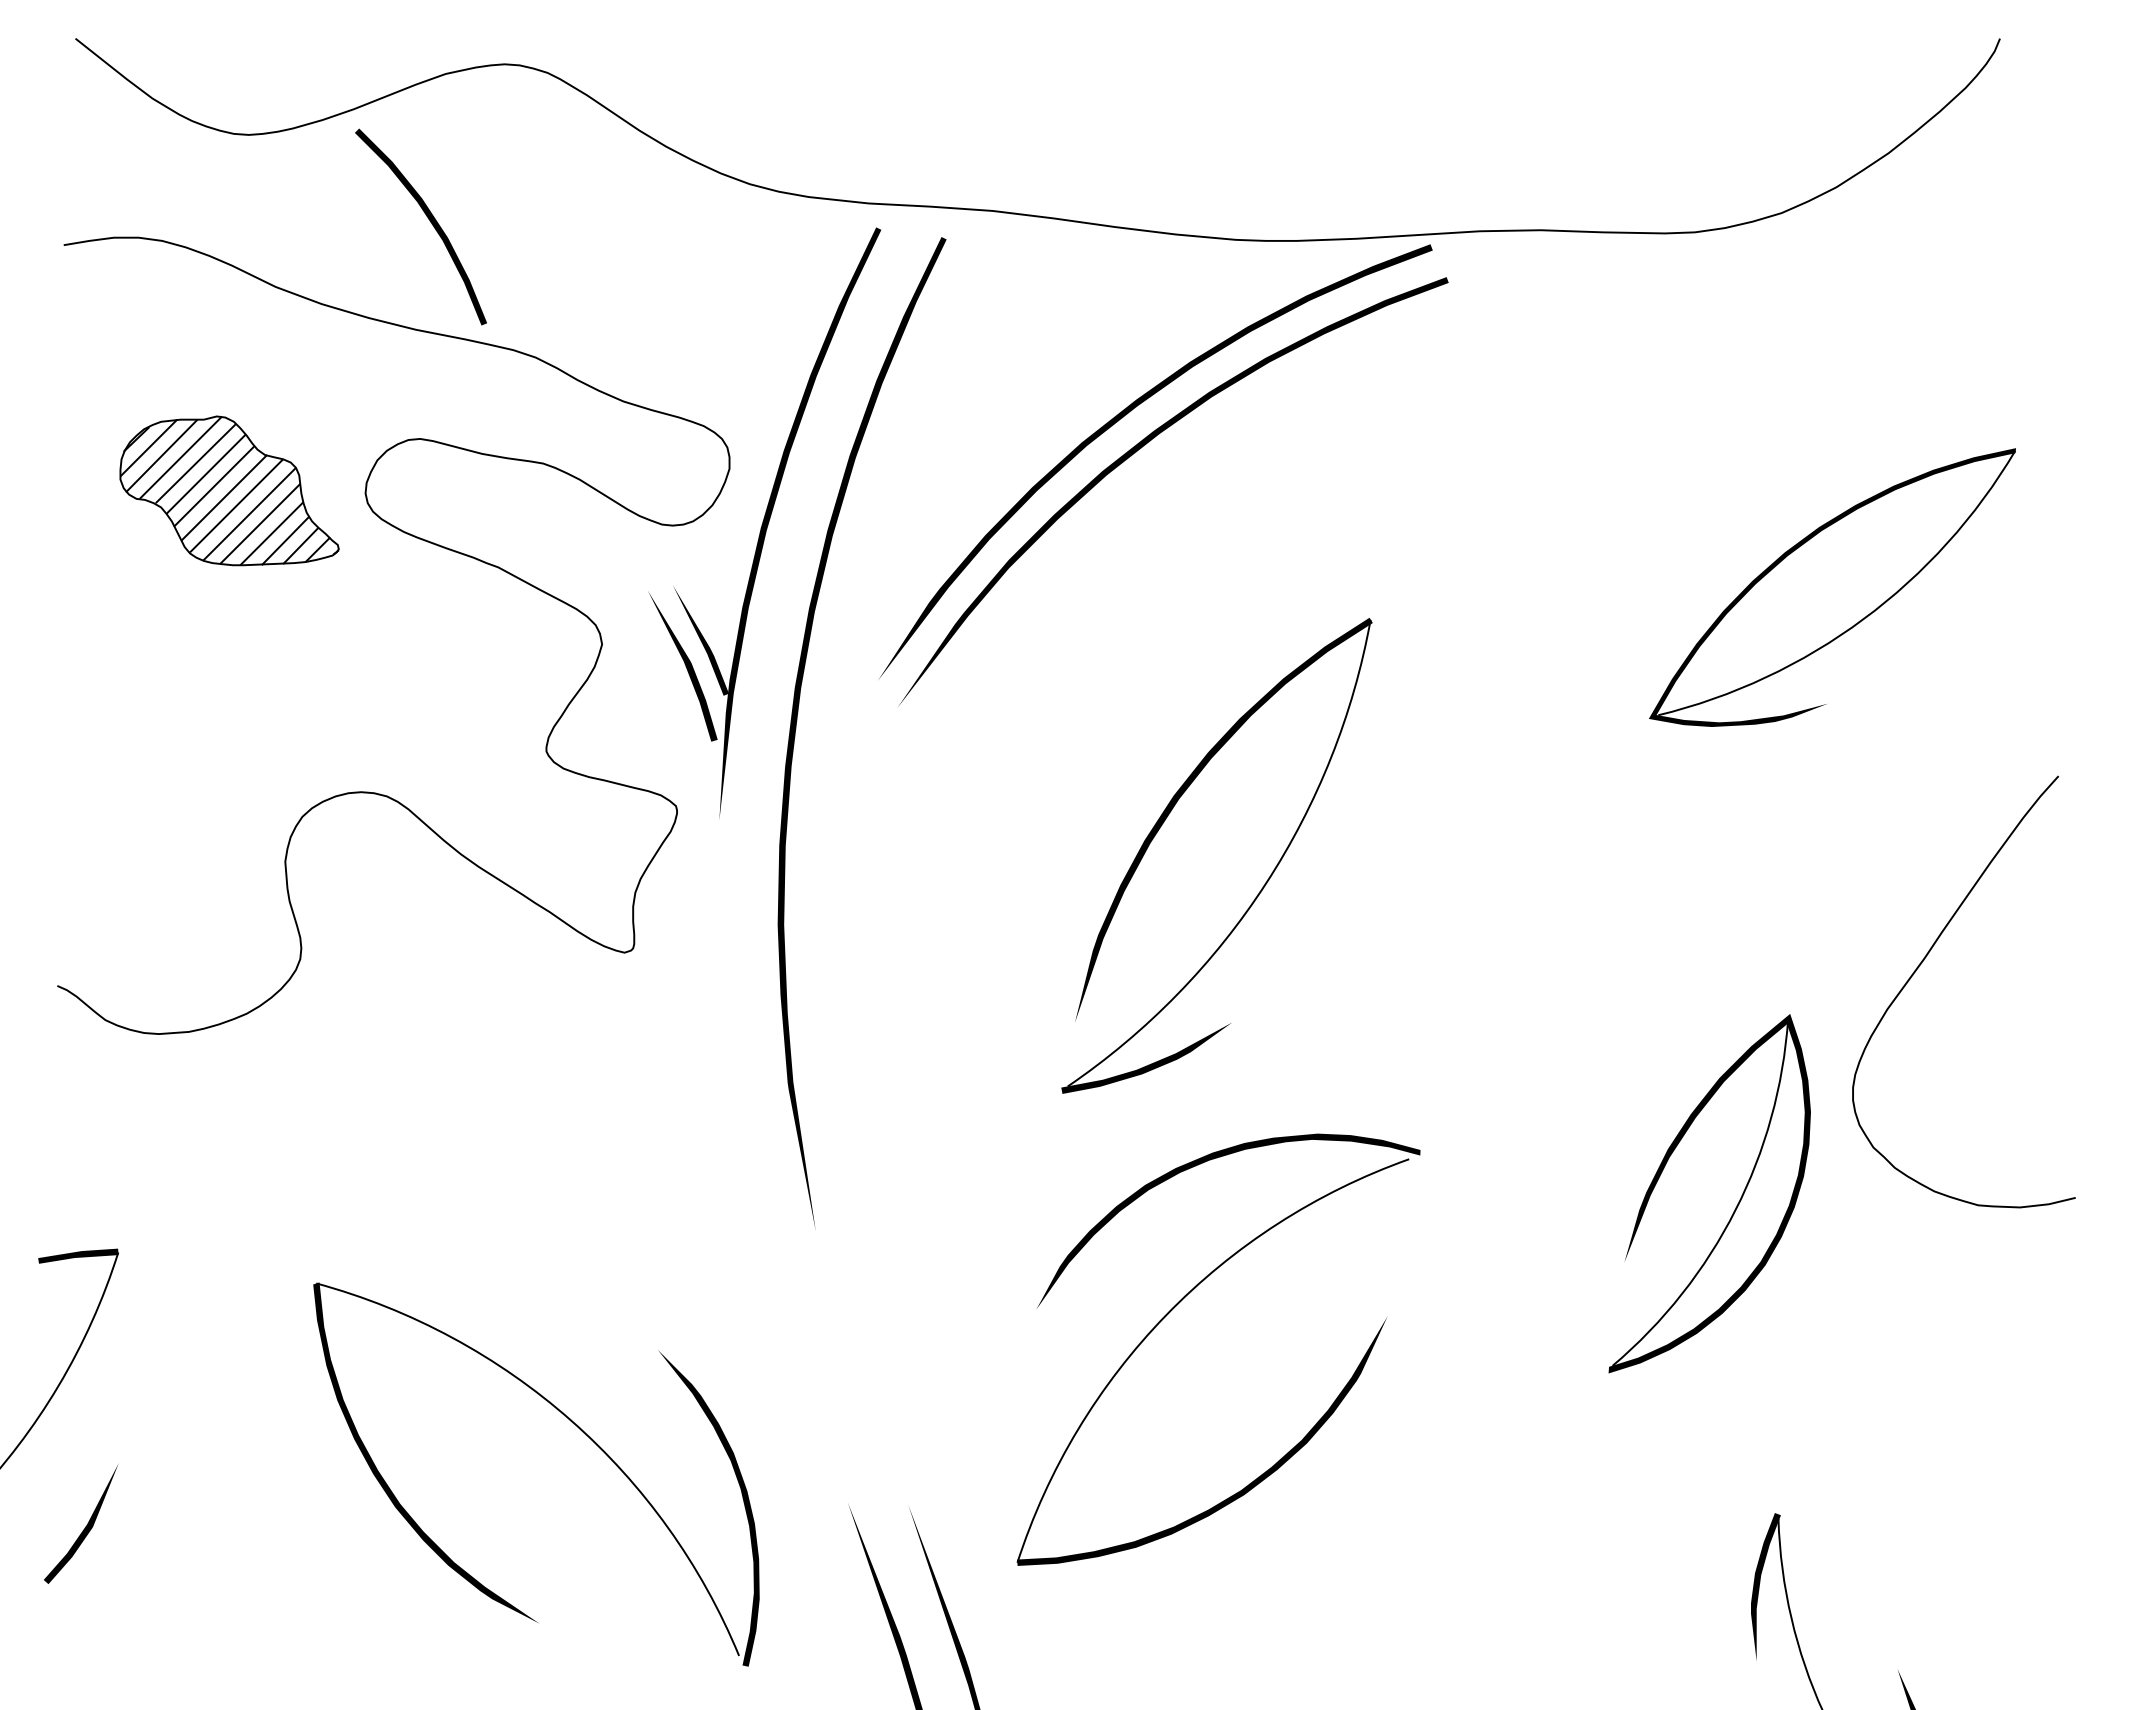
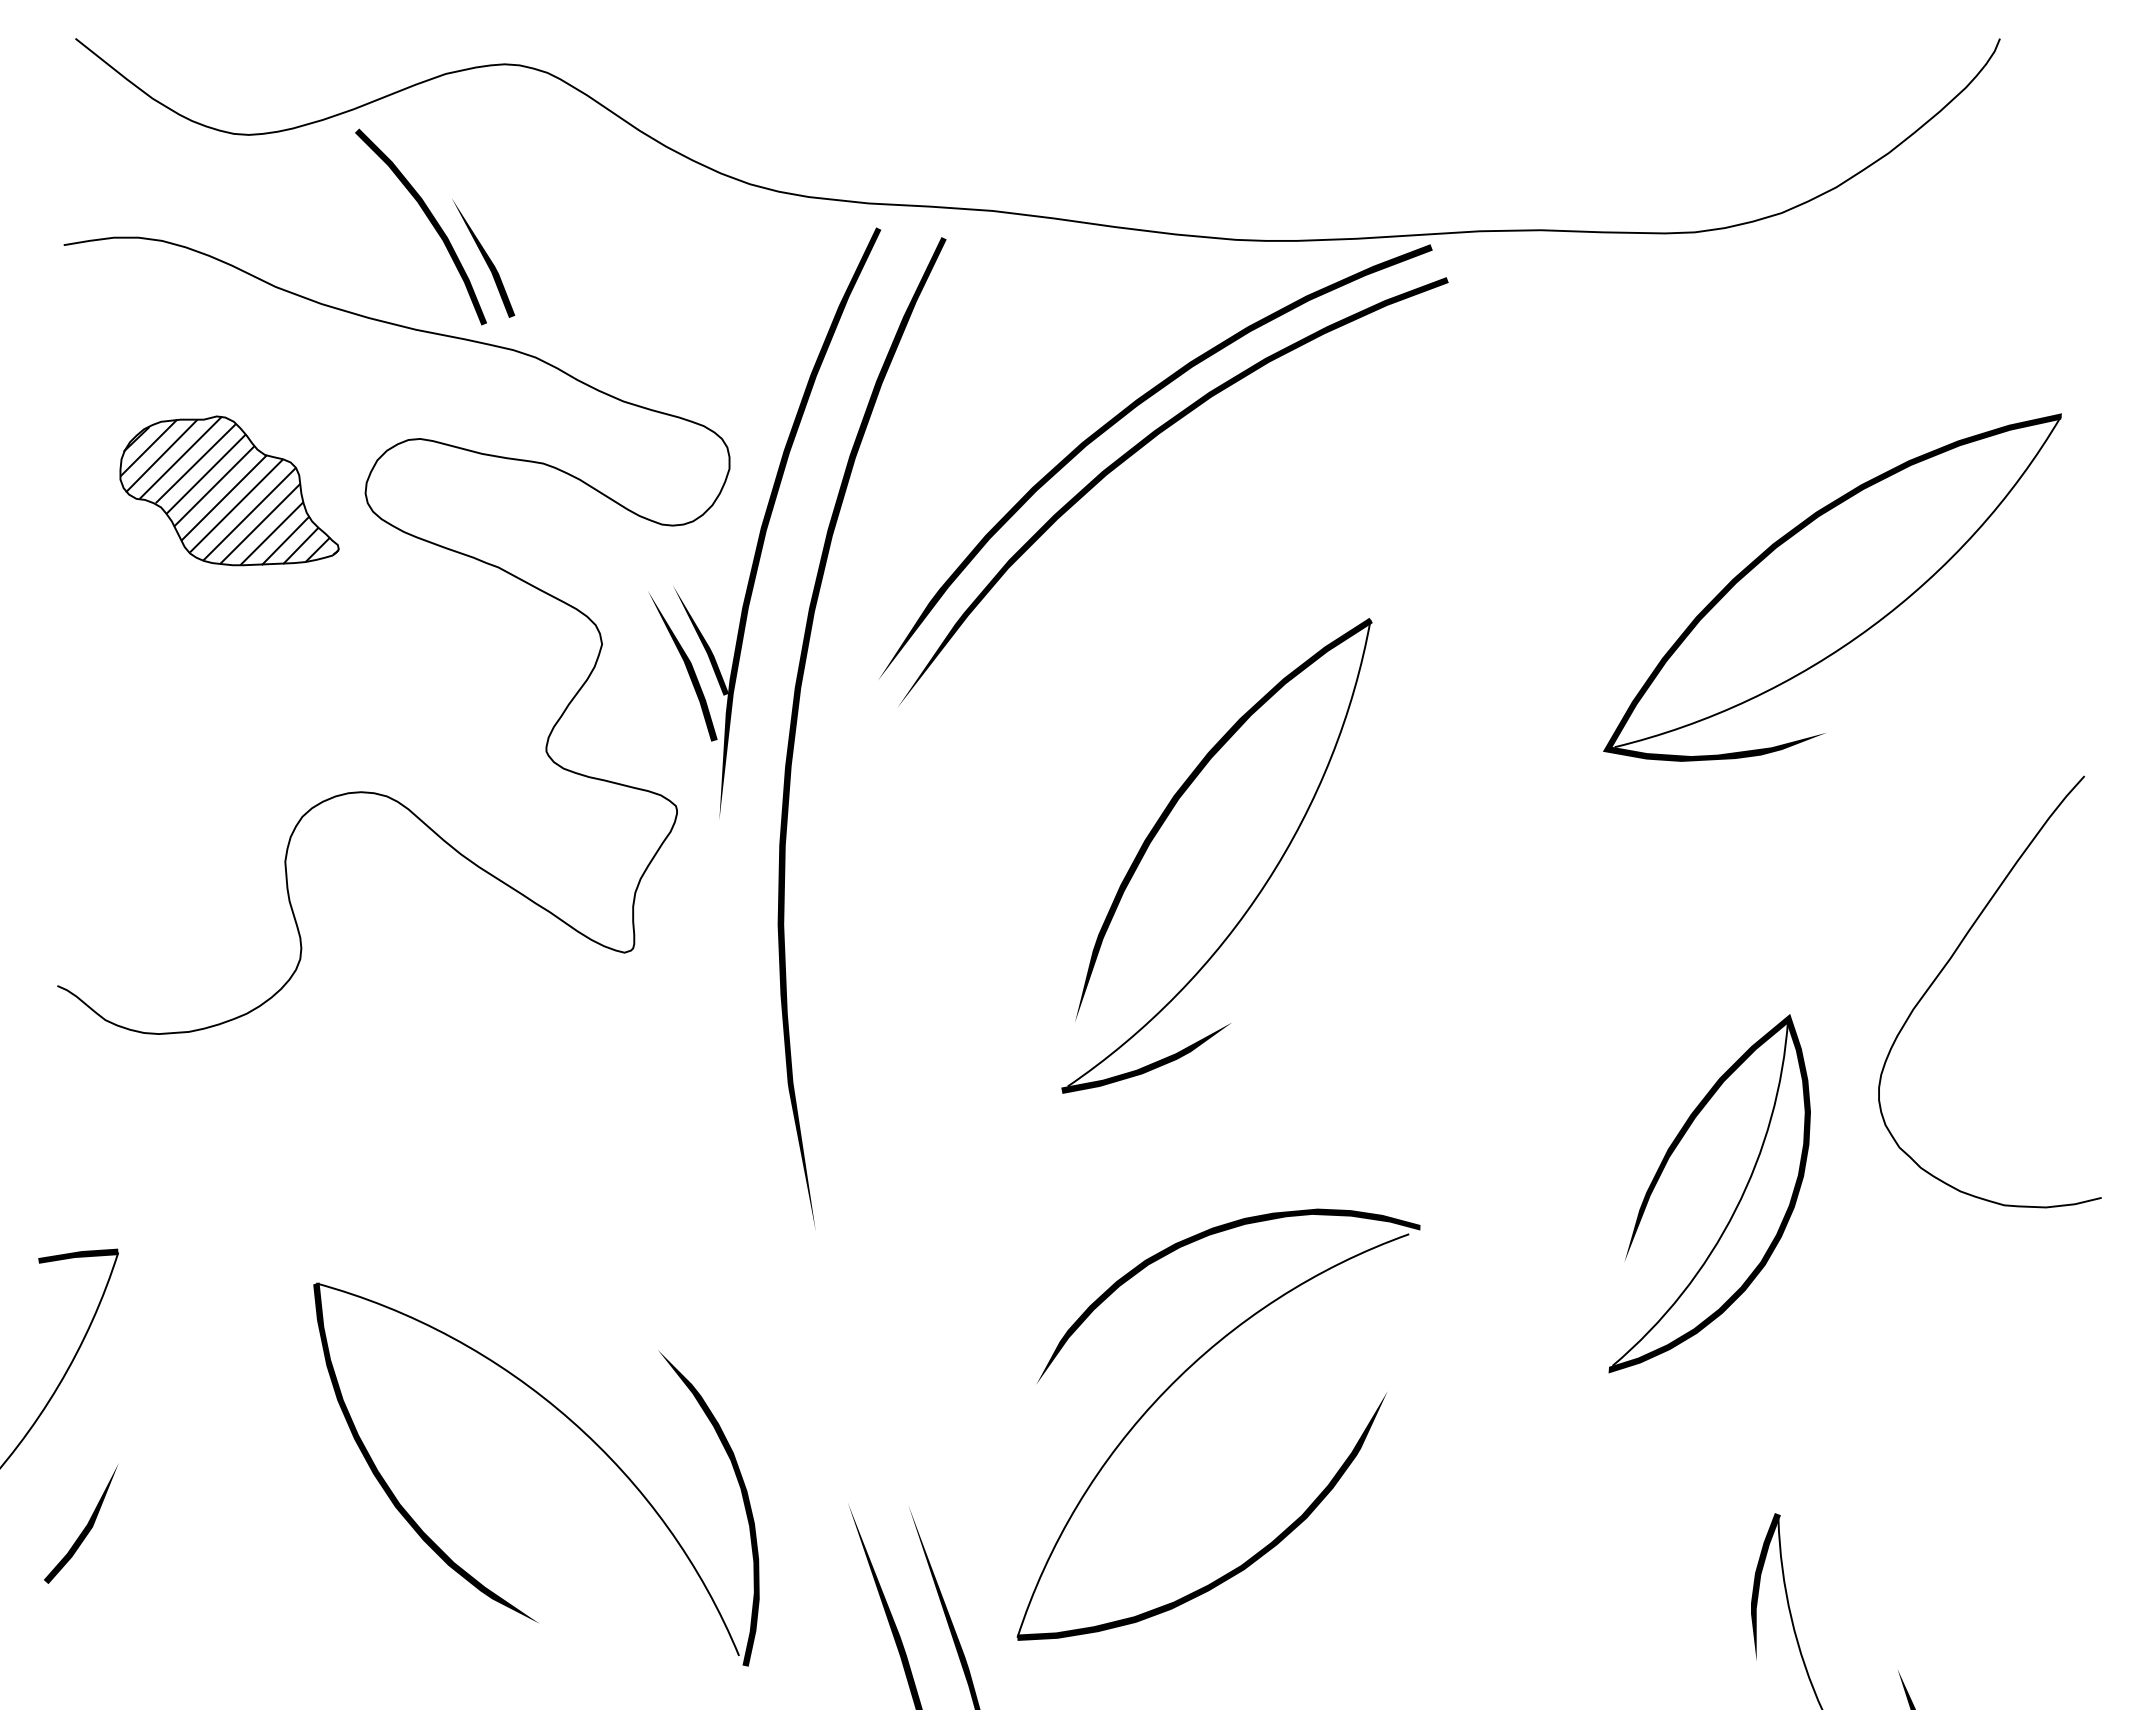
curve: none -> present (483, 258)
part size: 367x279 px -> 459x349 px (1832, 587)
curve position: (1924, 960) -> (1950, 960) (1950, 960)
part position: (1176, 1306) -> (1176, 1381) (1176, 1381)
